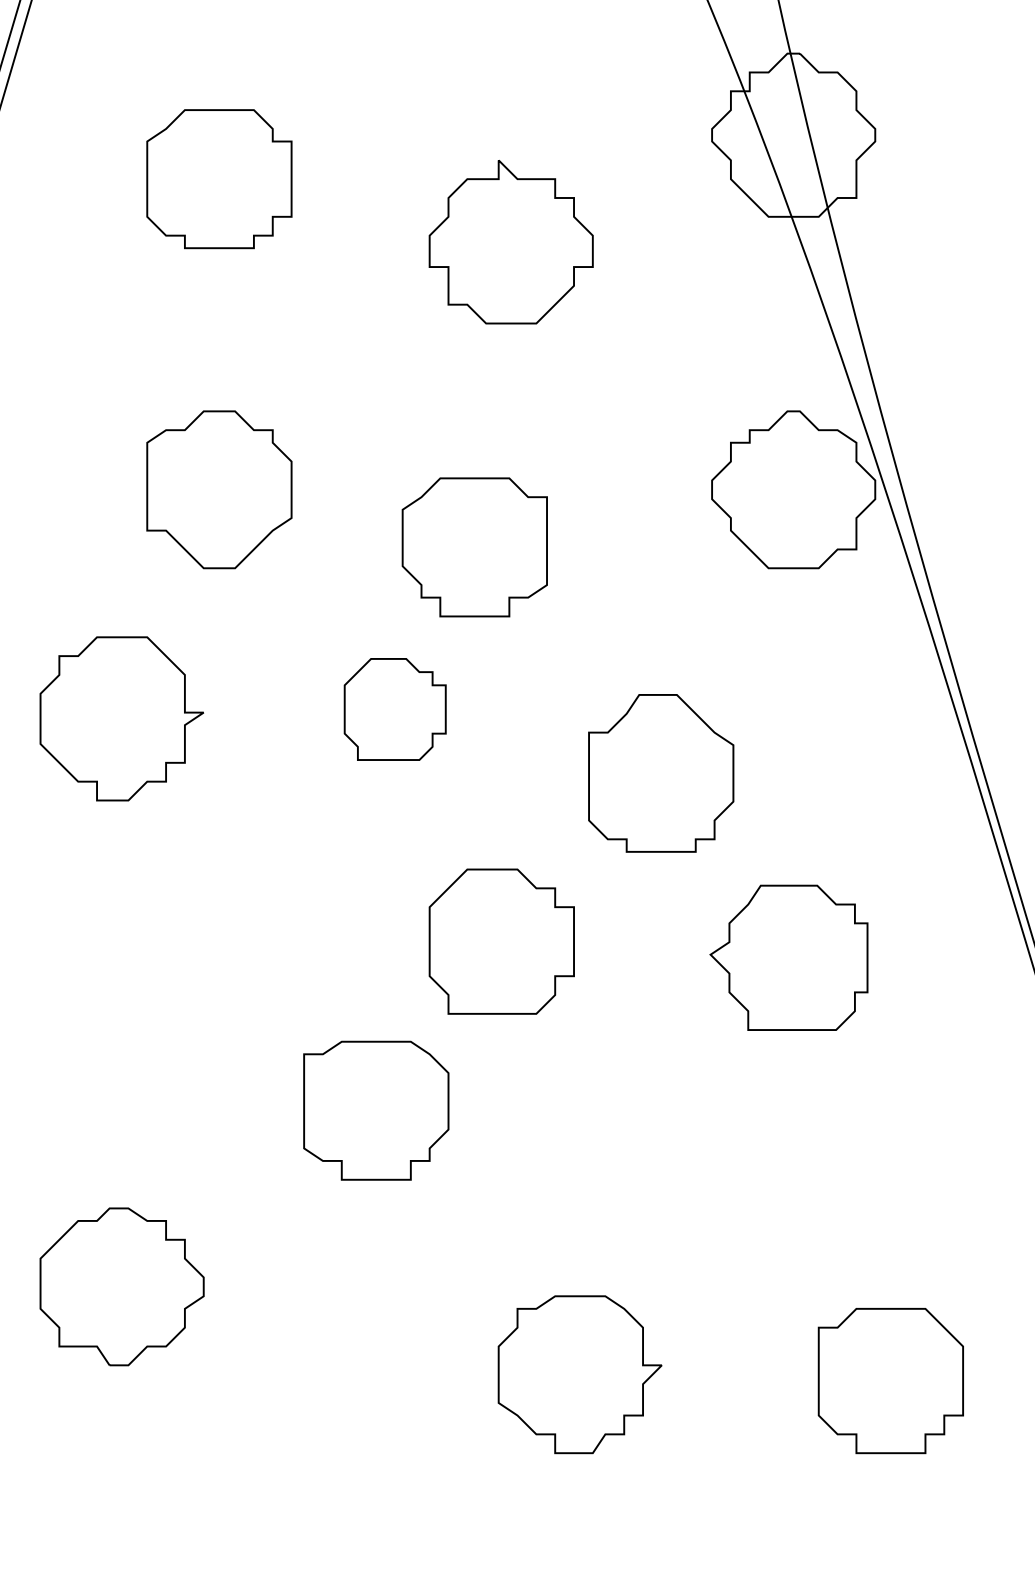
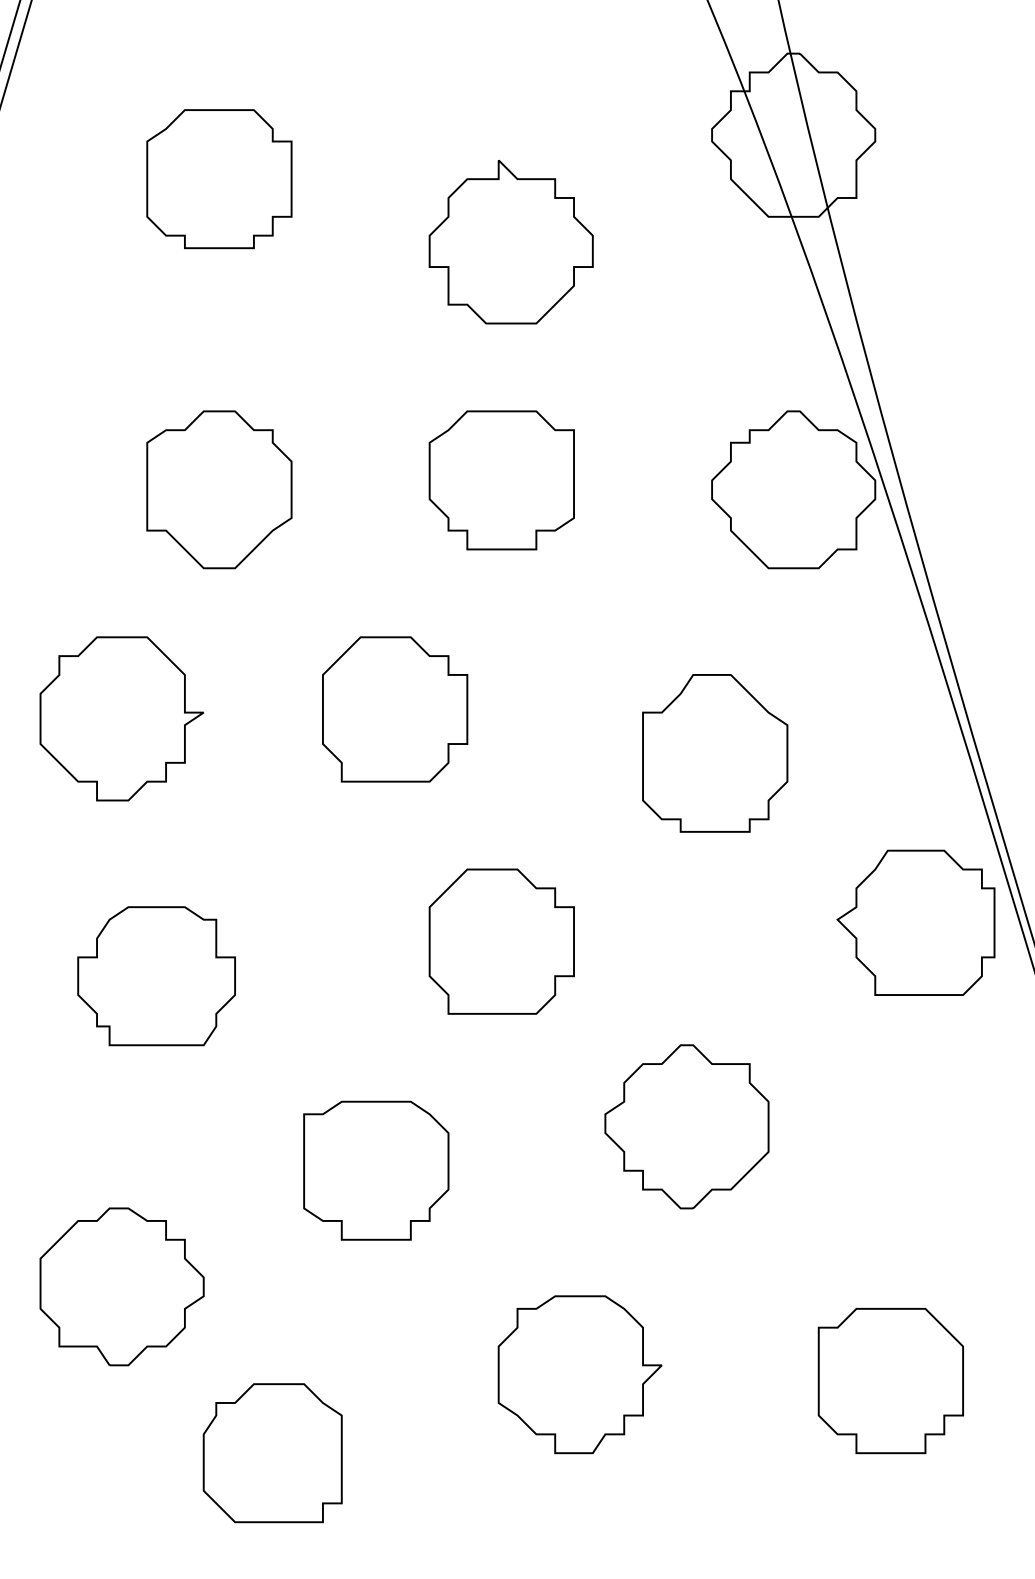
part position: (474, 547) -> (501, 480) (501, 480)
part size: 104x103 px -> 147x147 px (395, 709)
part position: (661, 773) -> (715, 753) (715, 753)
part position: (788, 957) -> (915, 922) (915, 922)
part: none -> present (156, 976)
part position: (376, 1110) -> (376, 1170) (376, 1170)
part: none -> present (686, 1126)
part: none -> present (272, 1453)
